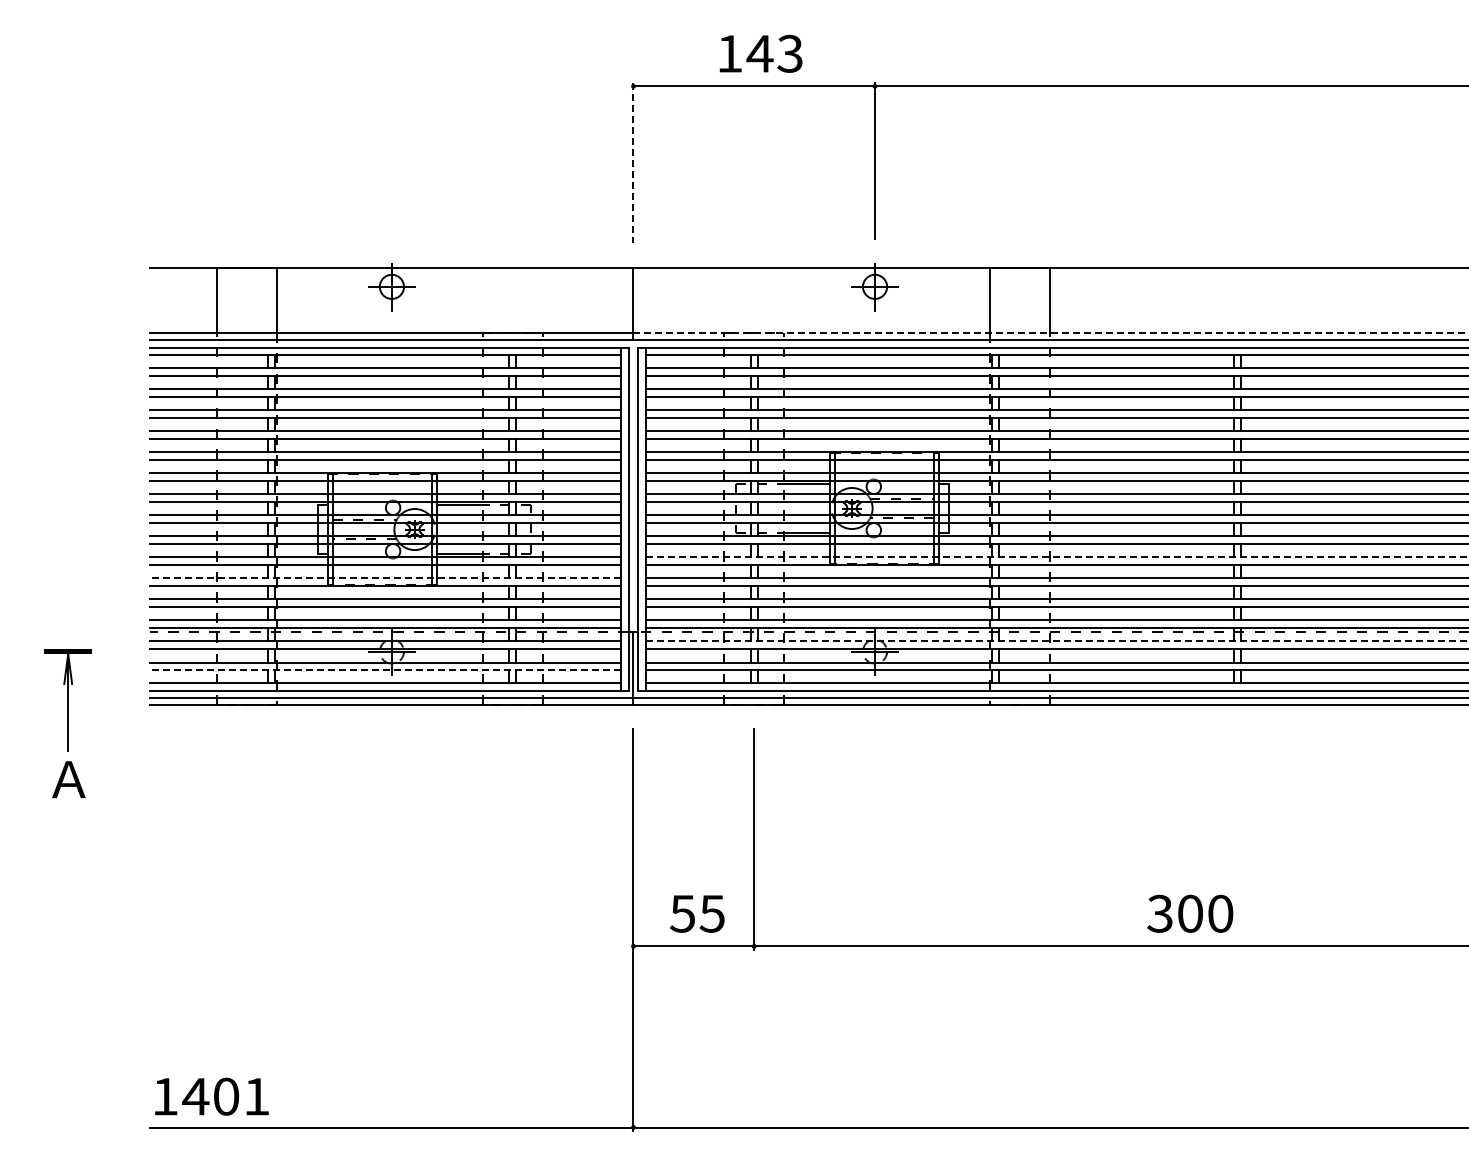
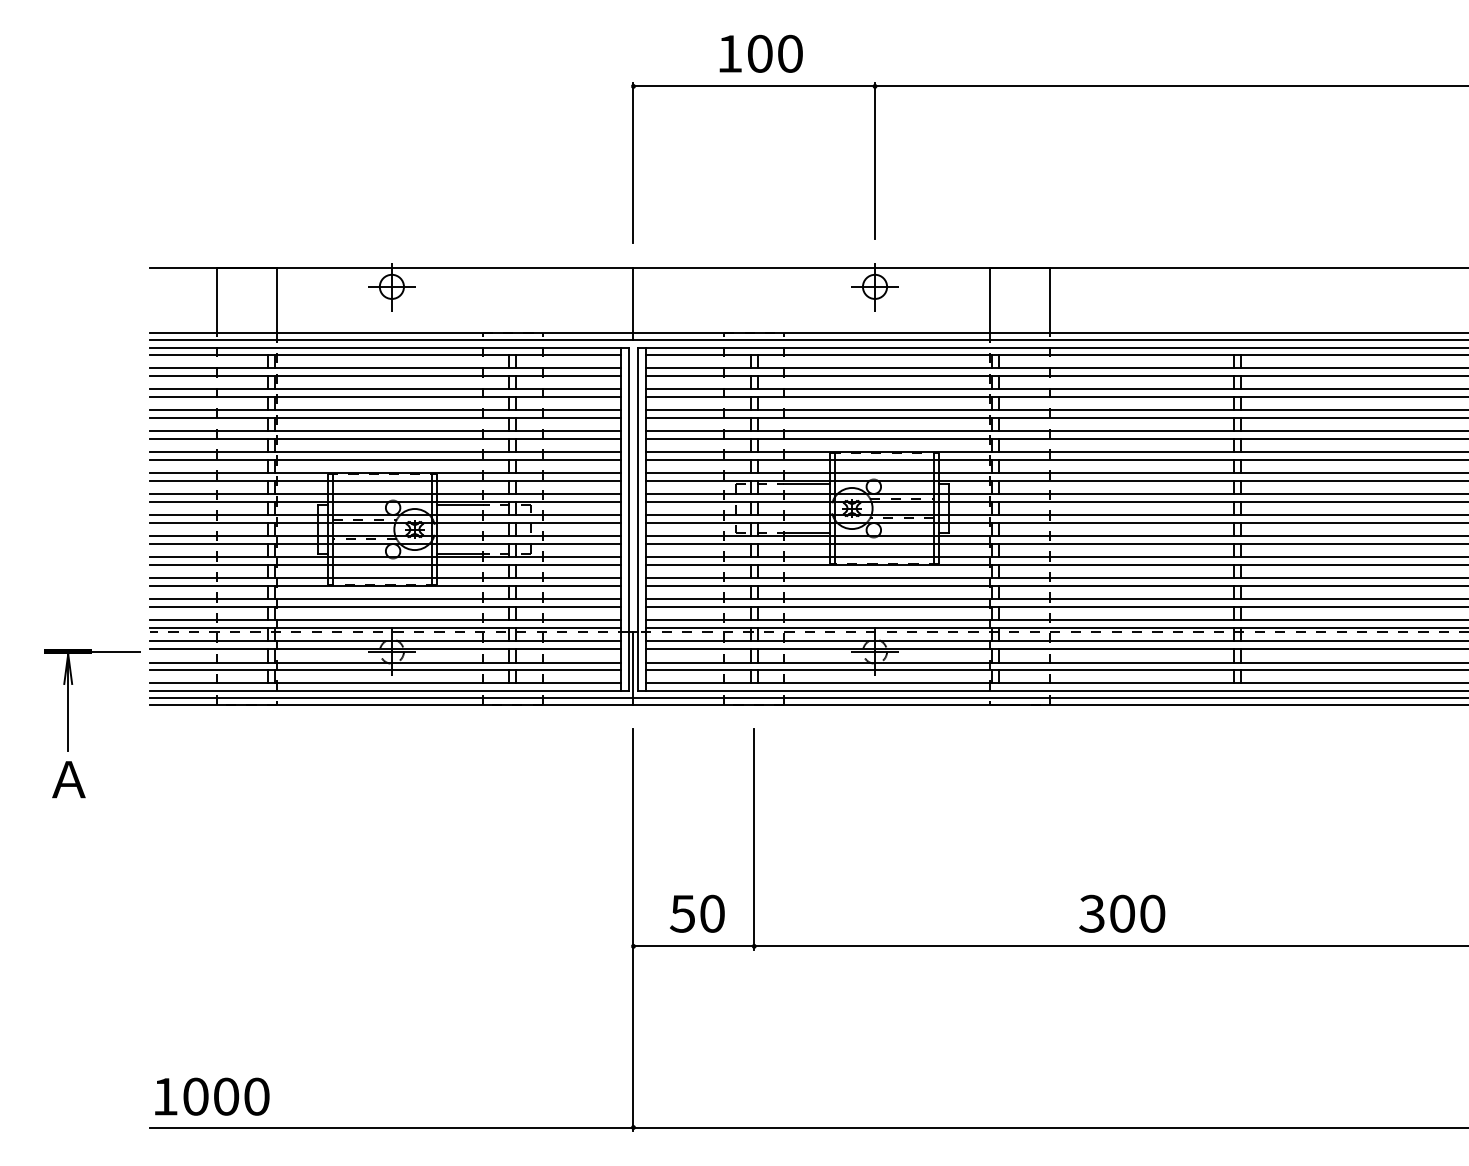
text: 143 -> 100 (774, 53)
line: dashed -> solid (633, 163)
line: dashed -> solid (1051, 332)
line: dashed -> solid (1057, 557)
line: dashed -> solid (385, 578)
line: dashed -> solid (1057, 641)
line: none -> present (116, 651)
line: dashed -> solid (385, 669)
text: 55 -> 50 (711, 913)
text position: (1190, 913) -> (1122, 913) (1122, 913)
text: 1401 -> 1000 (225, 1096)
